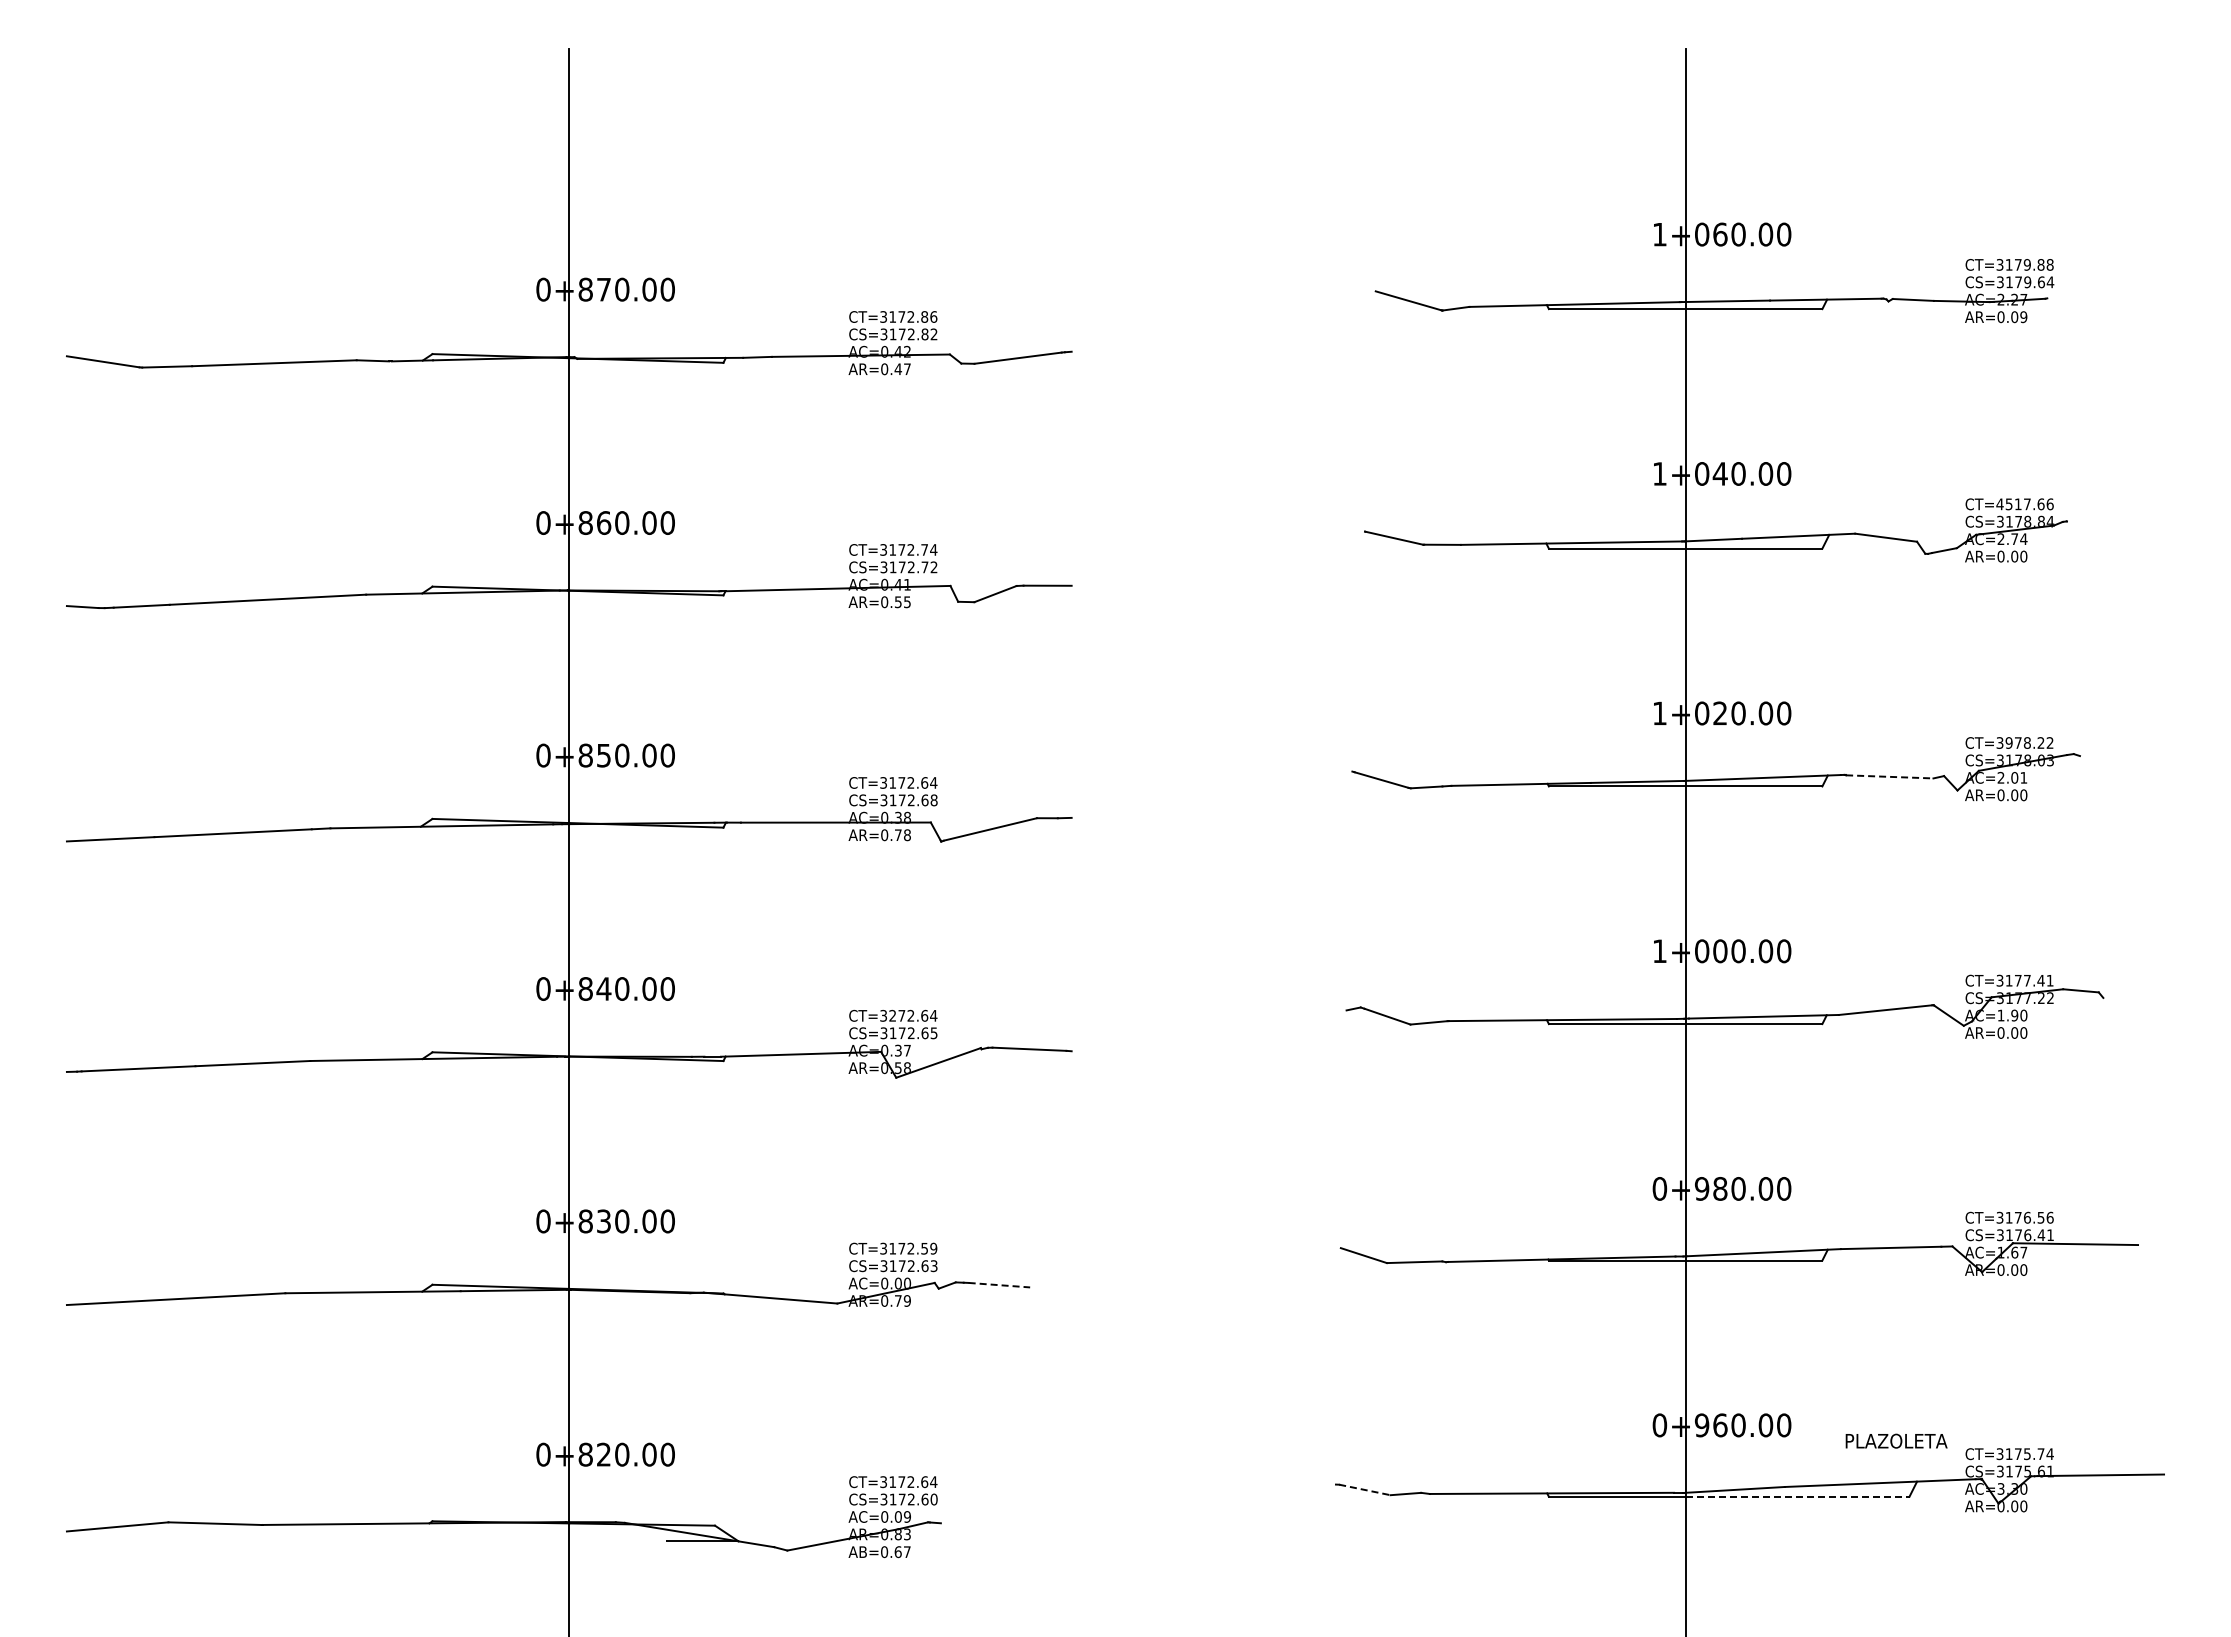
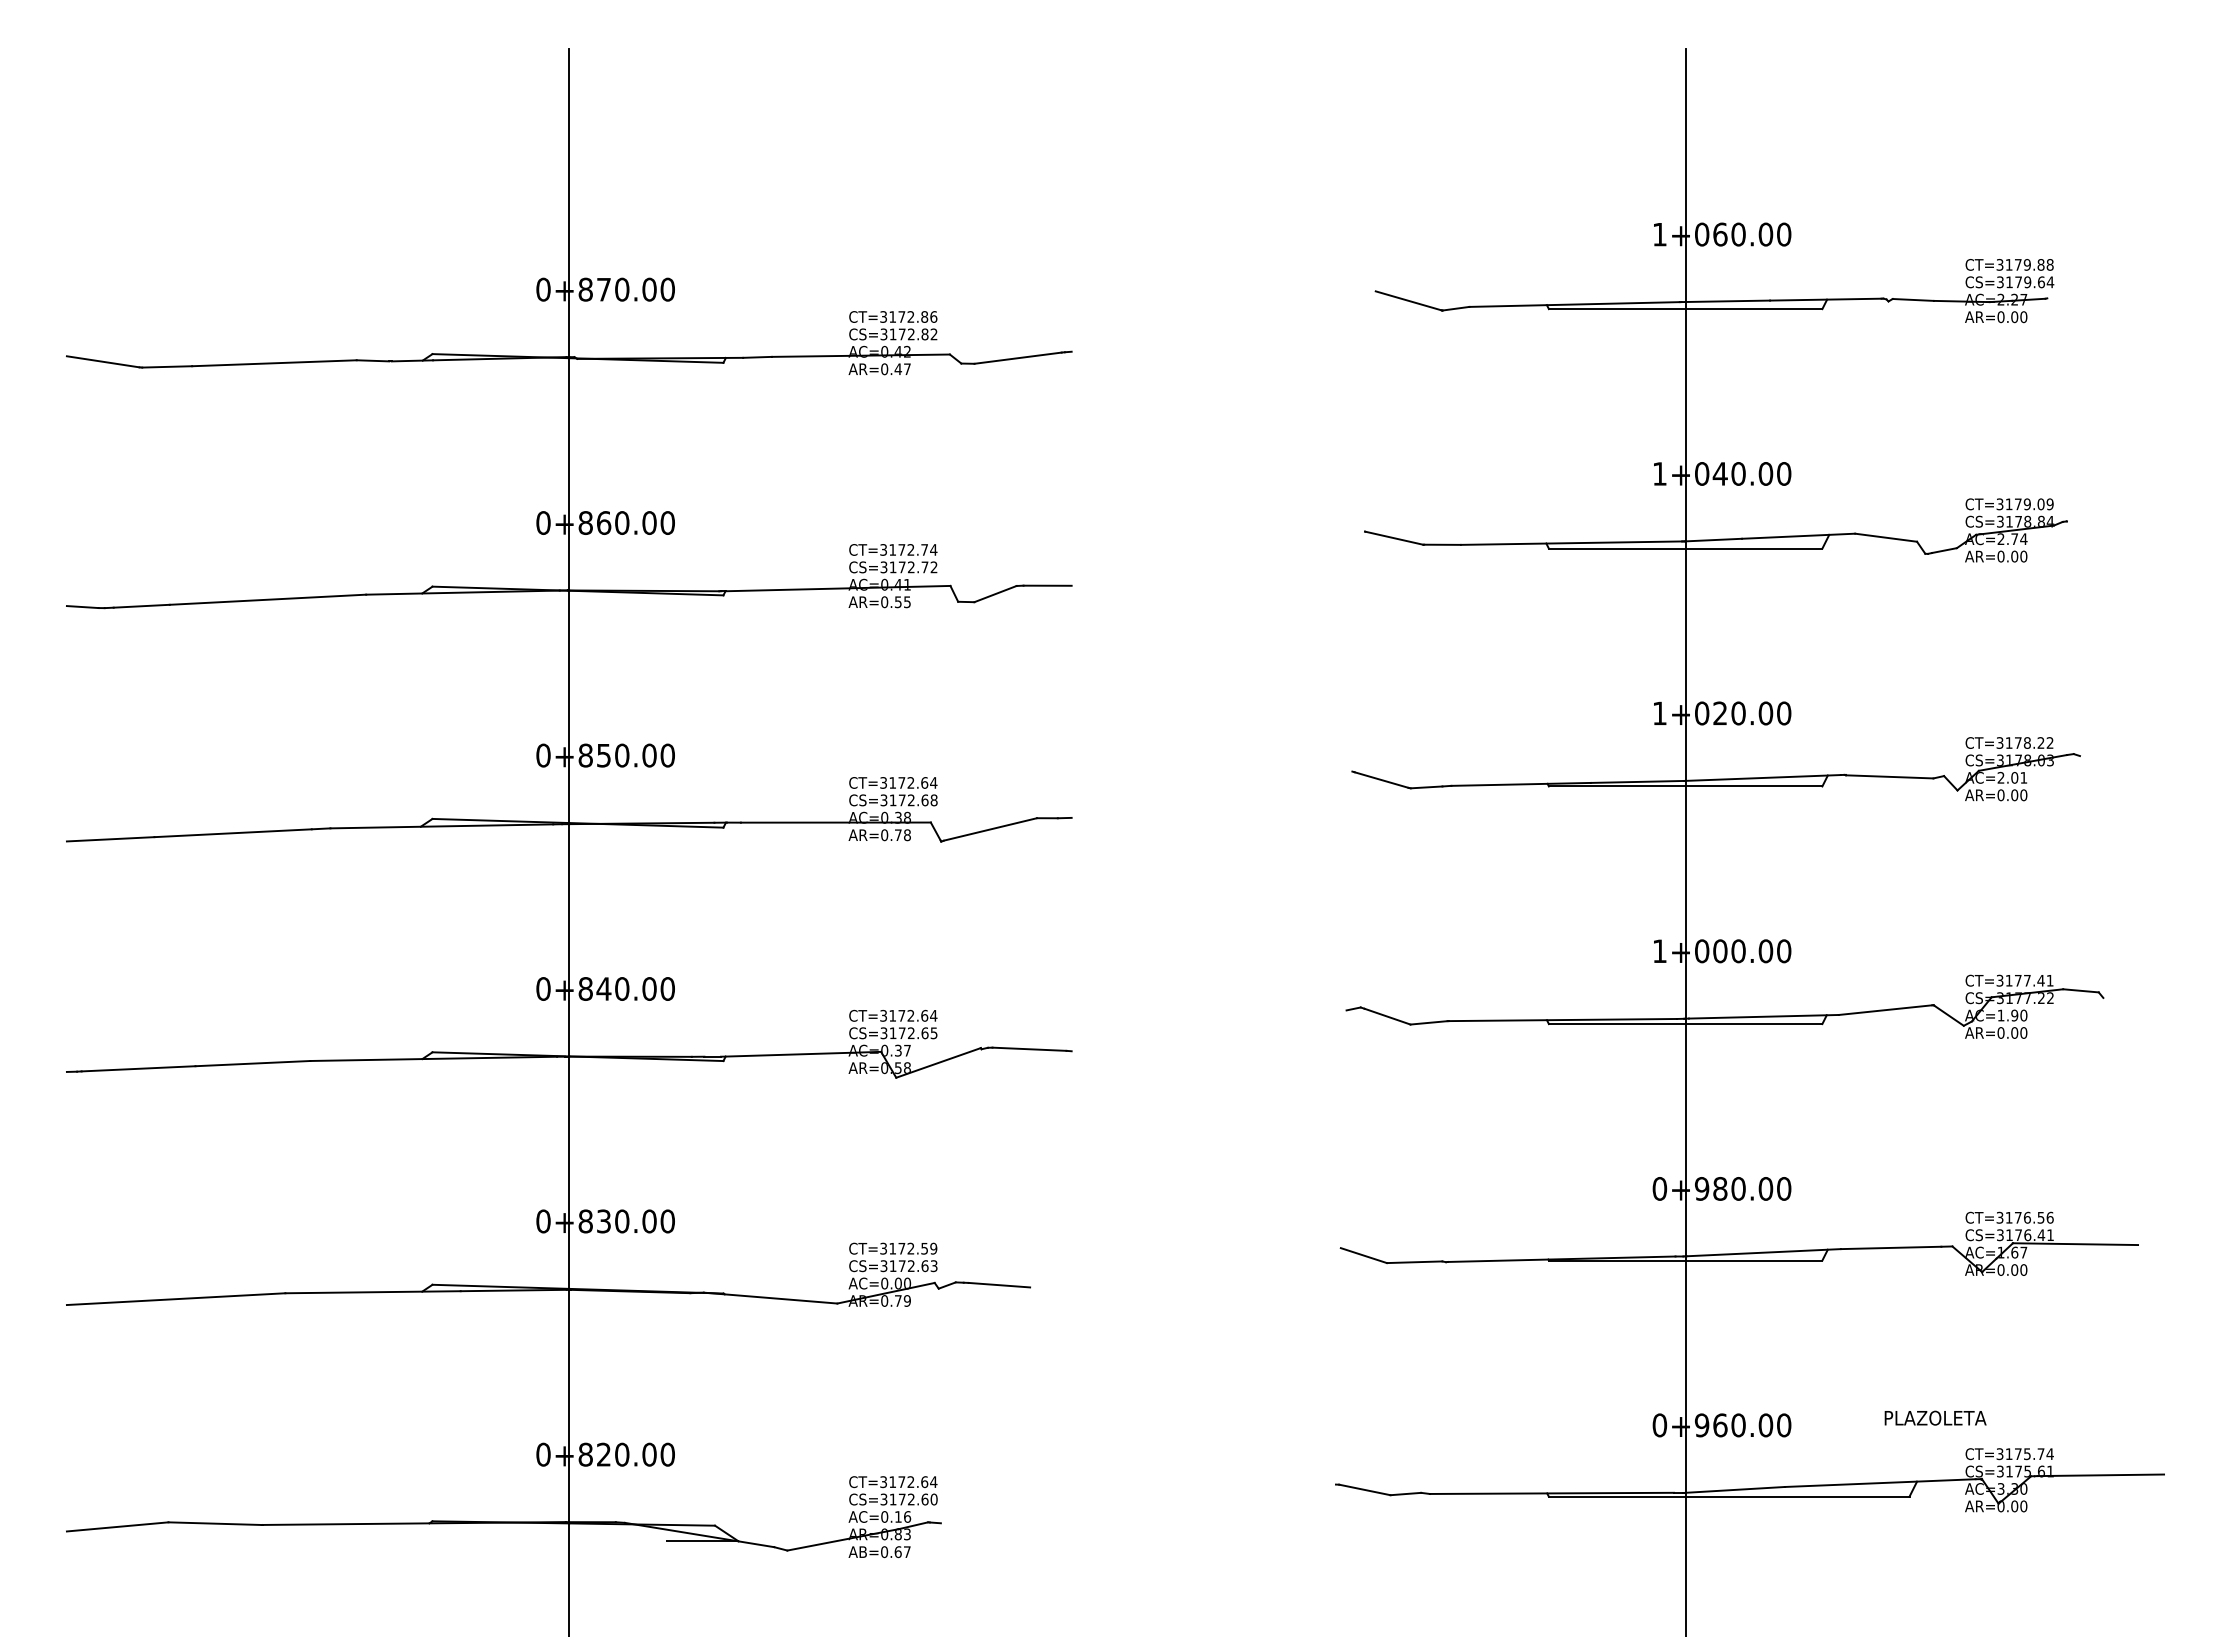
text: AR=0.09 -> AR=0.00 (2023, 317)
text: CT=4517.66 -> CT=3179.09 (2024, 504)
text: CT=3978.22 -> CT=3178.22 (2008, 742)
line: dashed -> solid (1889, 776)
text: CT=3272.64 -> CT=3172.64 (892, 1015)
line: dashed -> solid (999, 1285)
text position: (1896, 1440) -> (1935, 1417) (1935, 1417)
line: dashed -> solid (1365, 1490)
line: dashed -> solid (1797, 1496)
text: AC=0.09 -> AC=0.16 (902, 1516)
